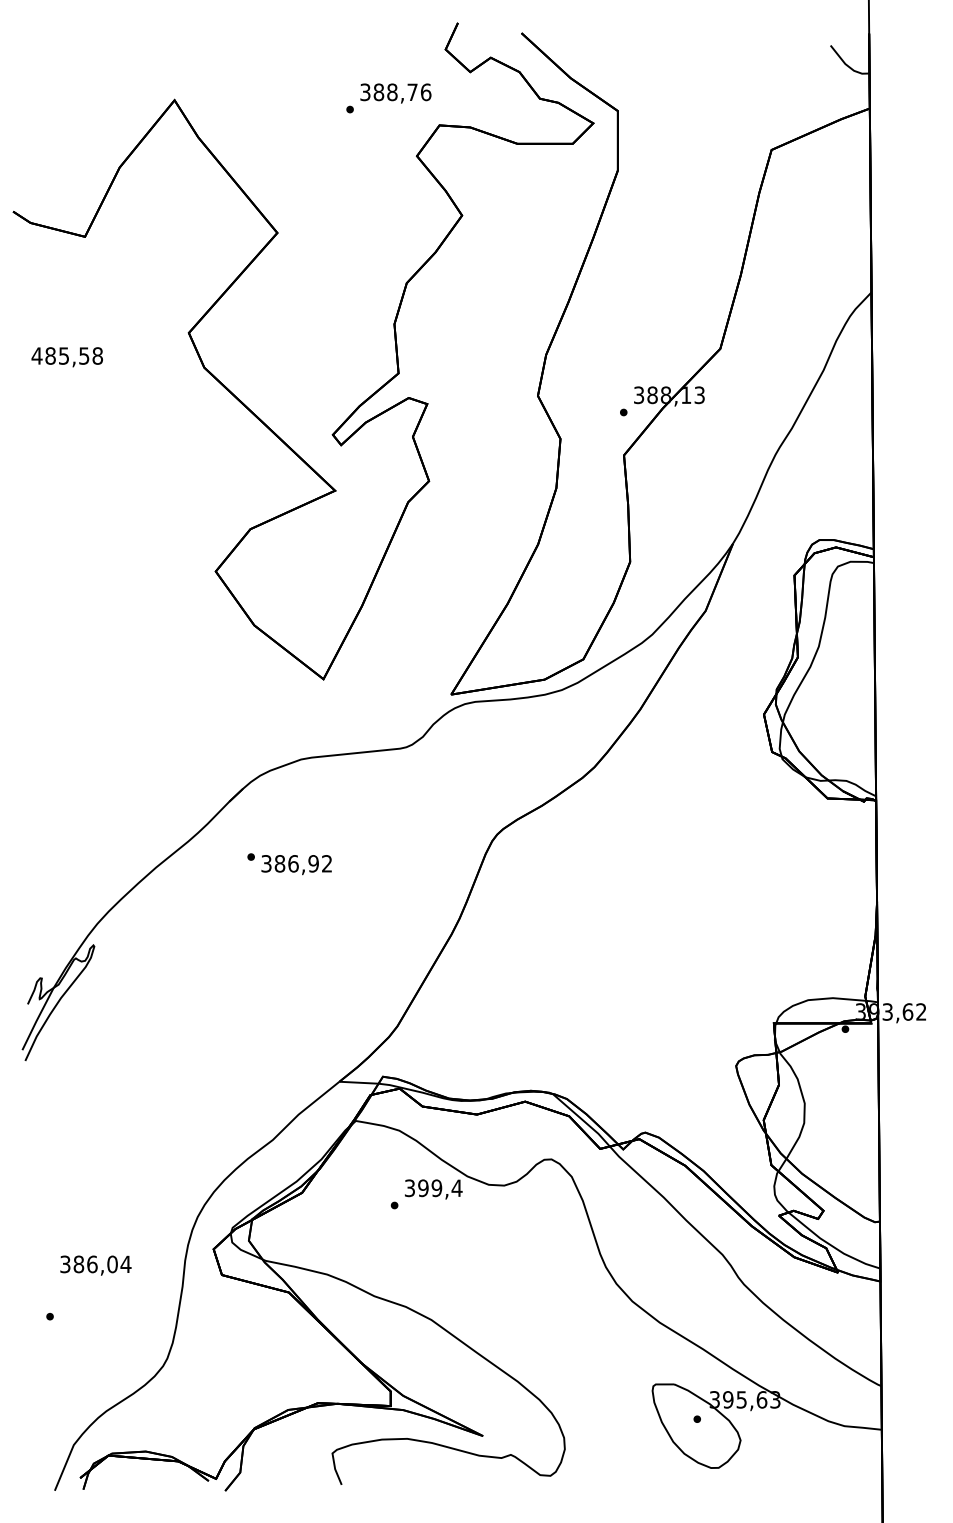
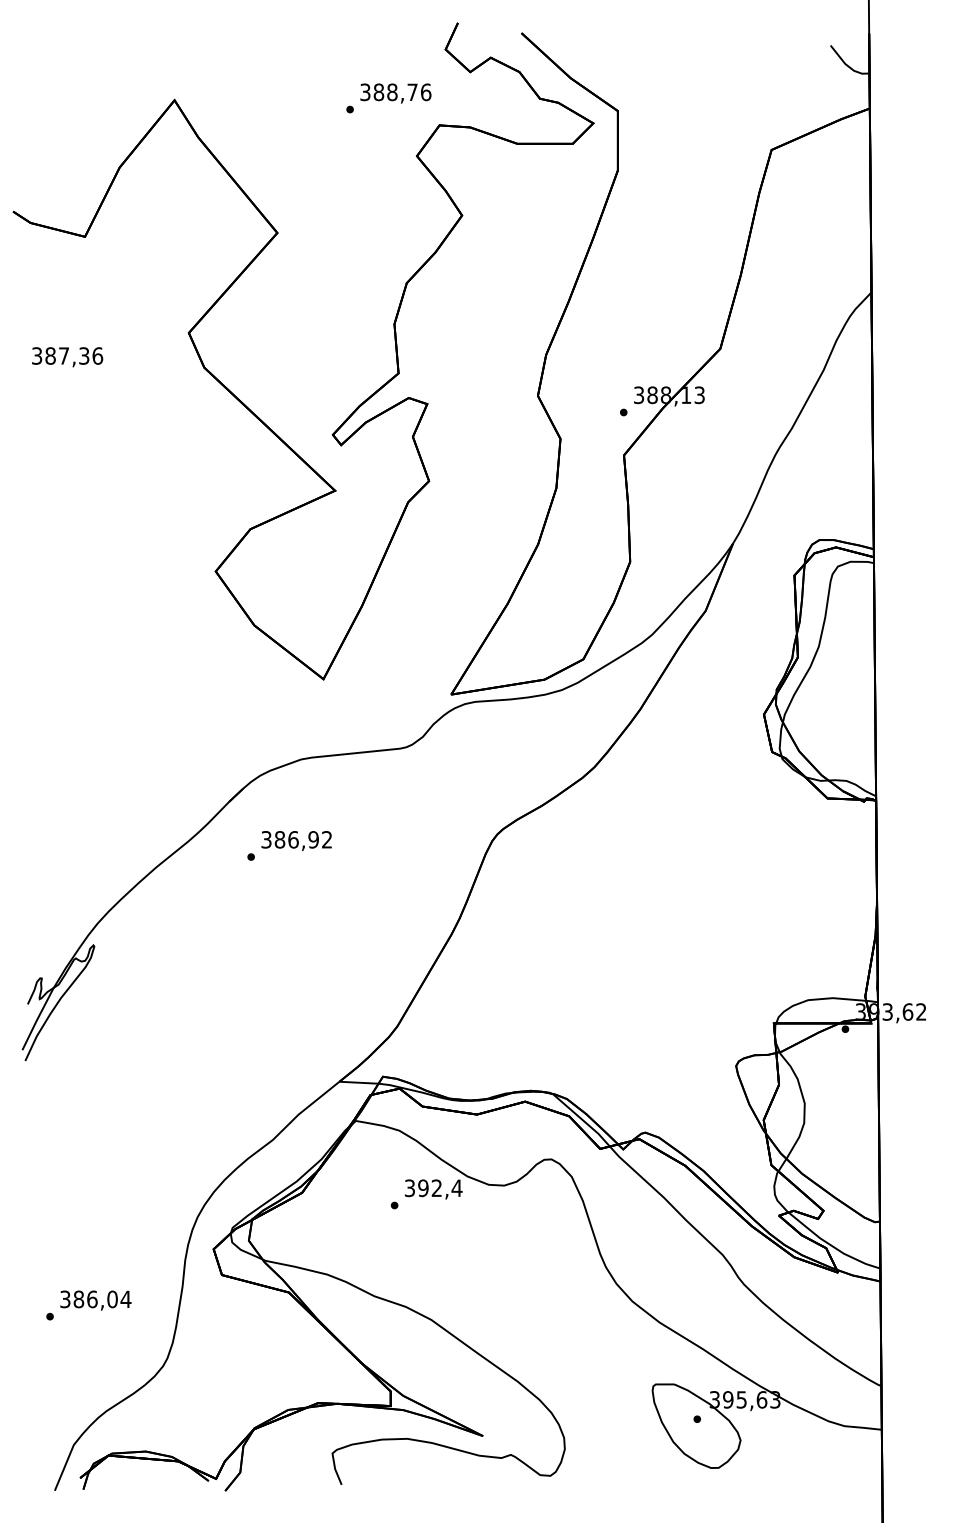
text: 485,58 -> 387,36 (67, 355)
text position: (296, 865) -> (296, 841) (296, 841)
text: 399,4 -> 392,4 (436, 1188)
text position: (95, 1265) -> (95, 1300) (95, 1300)
